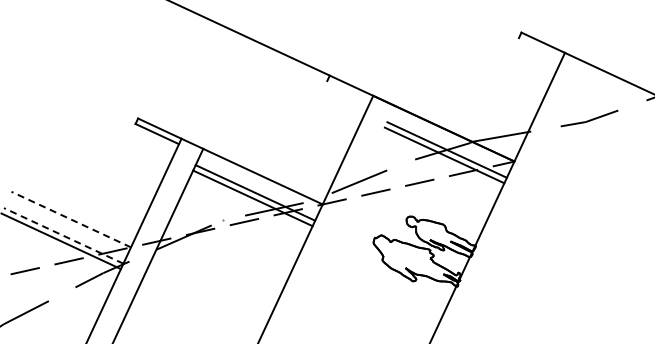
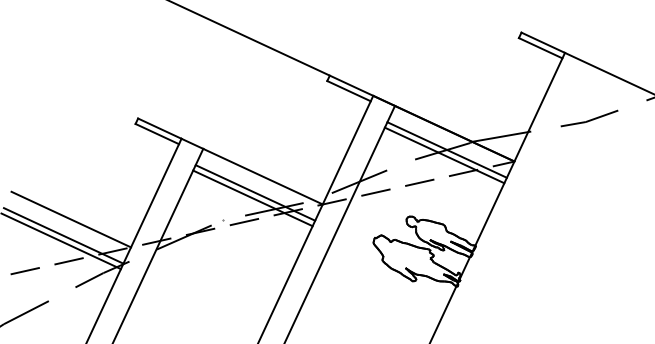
line: none -> present (540, 48)
line: none -> present (348, 91)
line: dashed -> solid (71, 219)
line: none -> present (340, 222)
line: dashed -> solid (63, 235)
